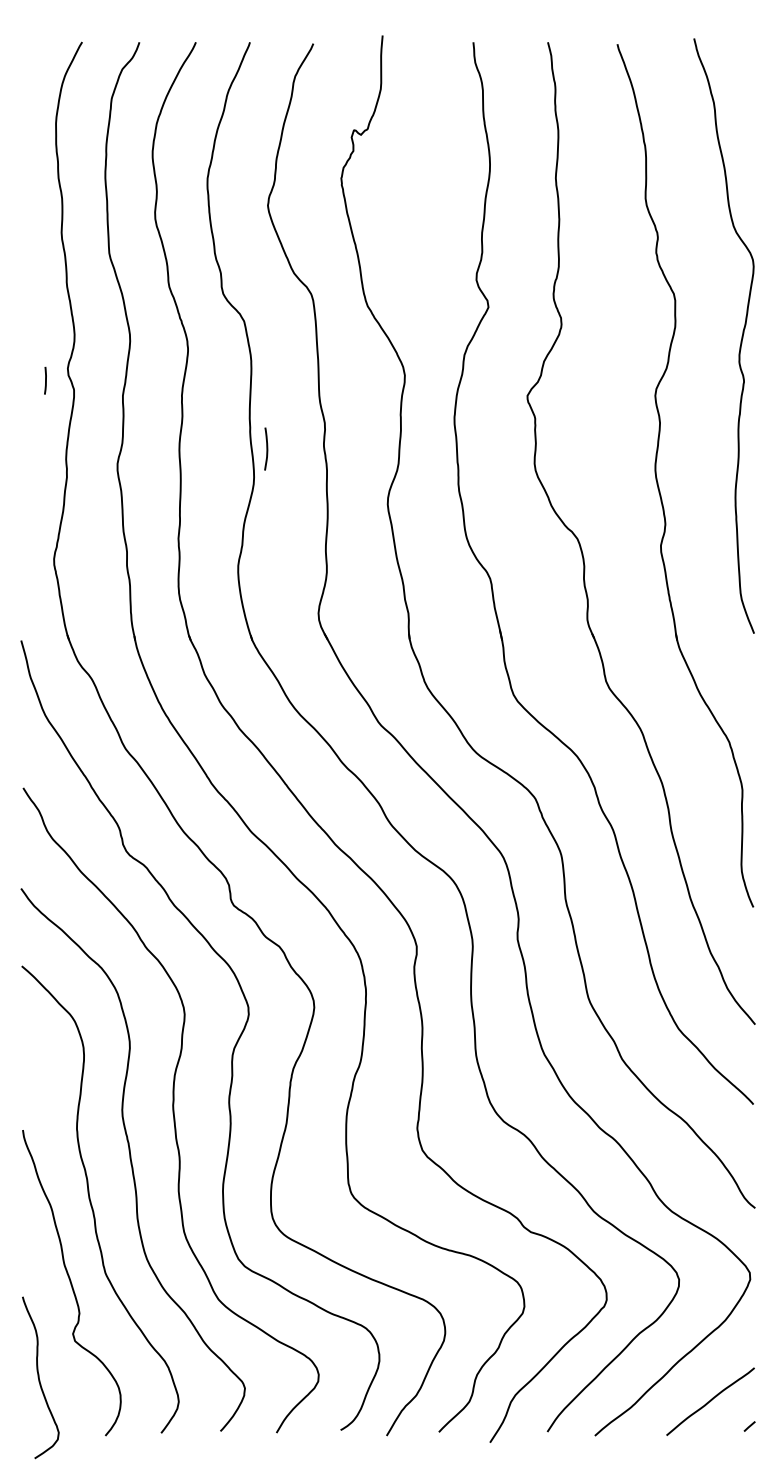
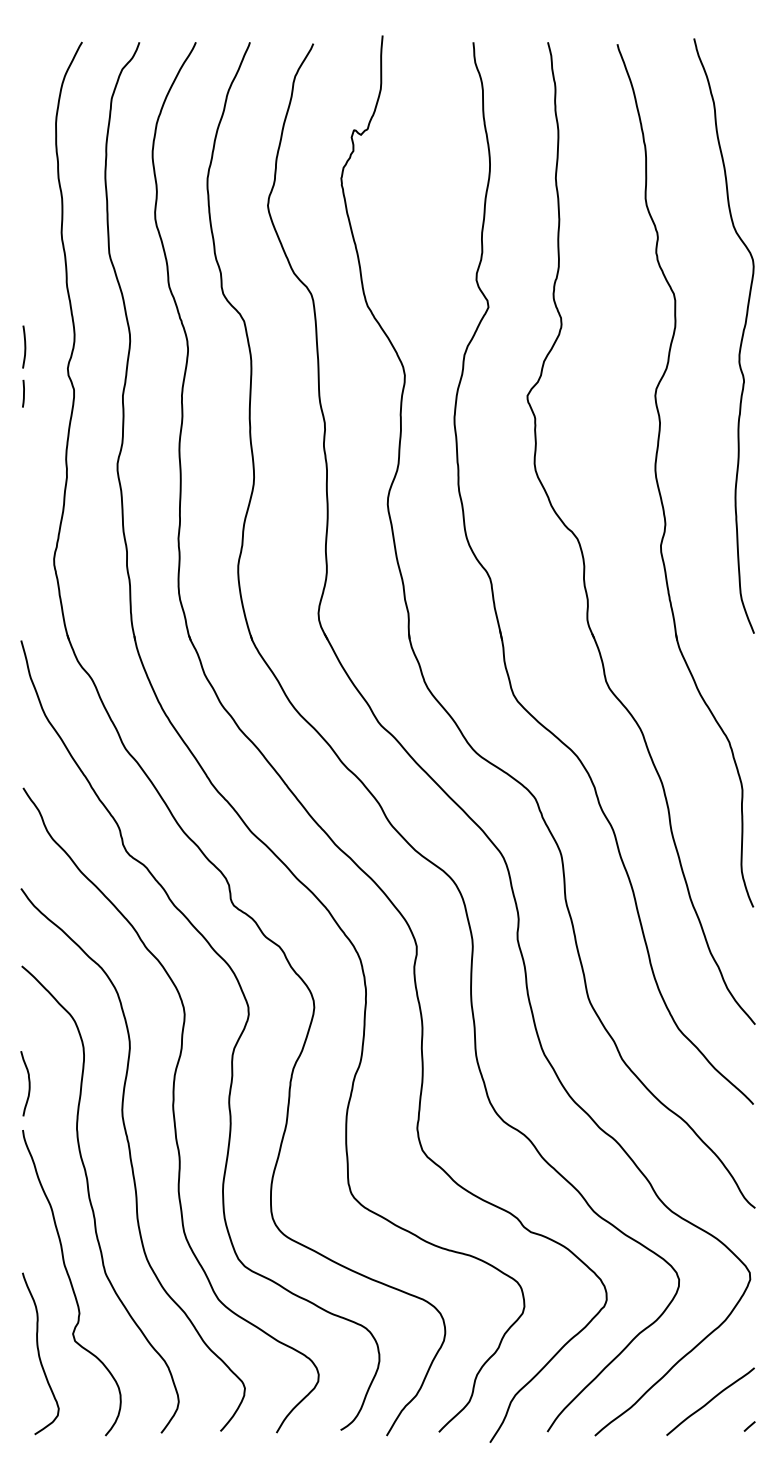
line position: (45, 380) -> (23, 393) (23, 393)
curve position: (266, 448) -> (24, 346) (24, 346)
curve: none -> present (28, 1083)
curve position: (39, 1377) -> (39, 1353) (39, 1353)
